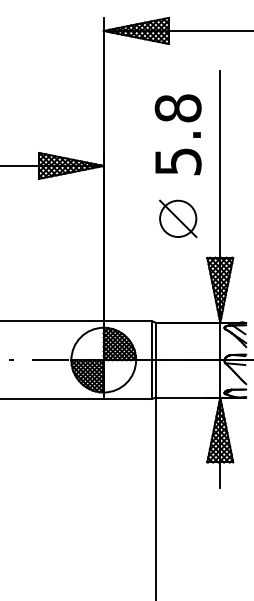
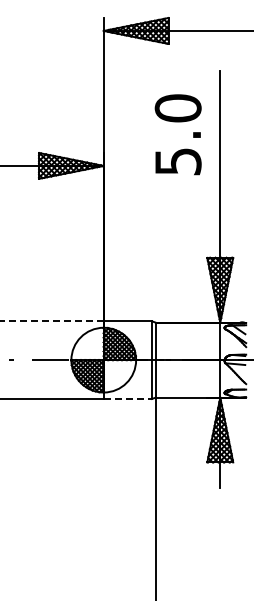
text: 5.8 -> 5.0 (178, 108)
part: present -> none (178, 218)
line: solid -> dashed (51, 321)
line: solid -> dashed (128, 398)
